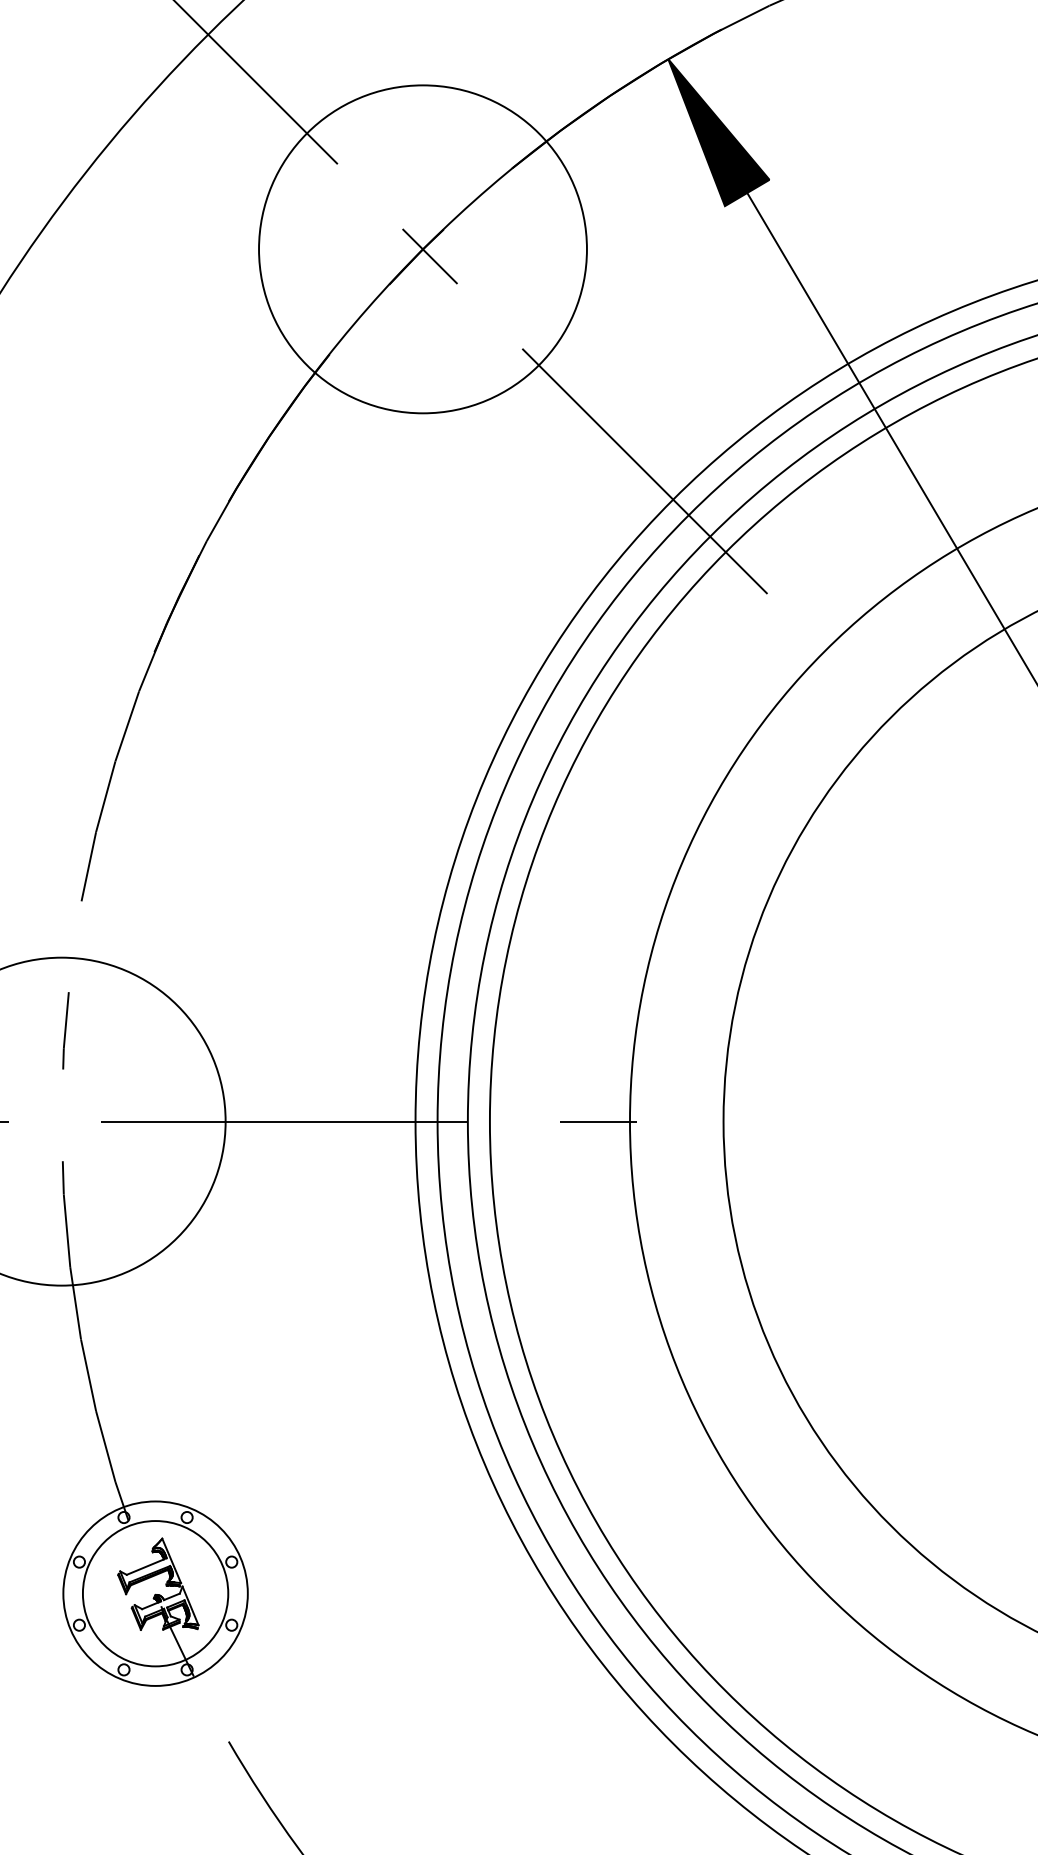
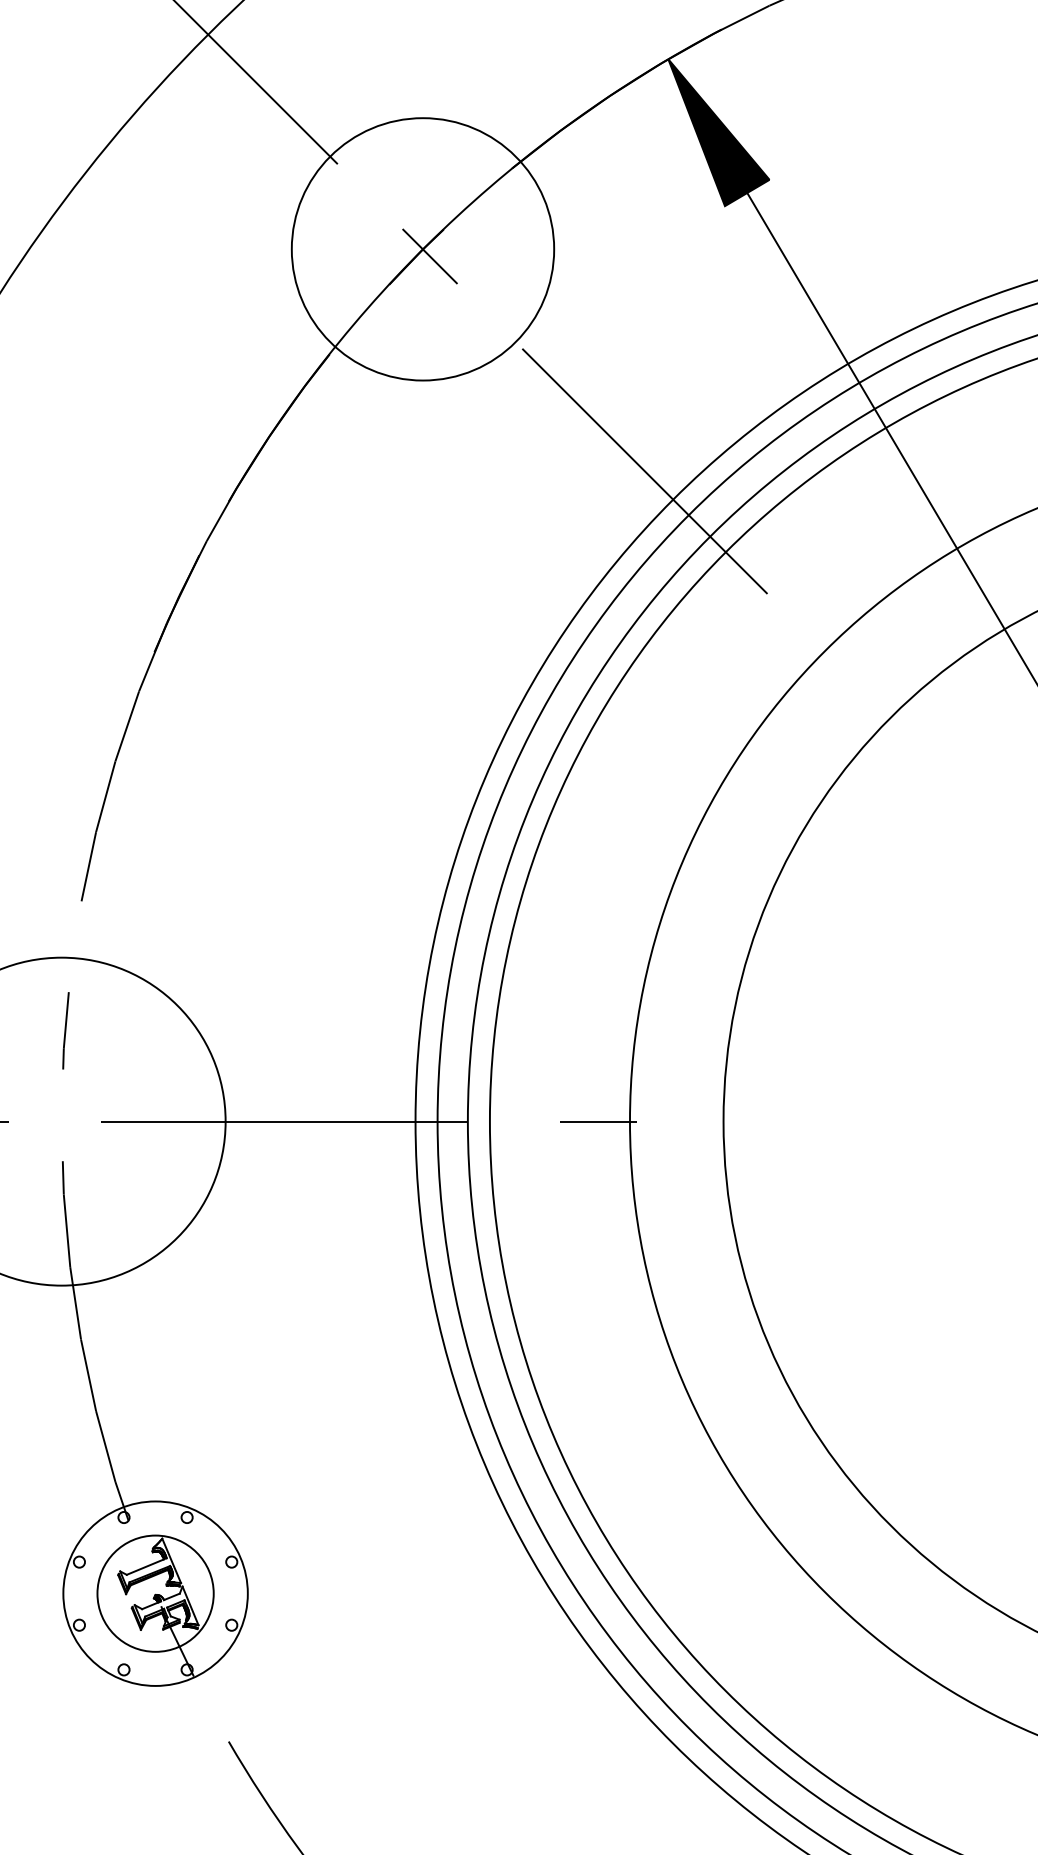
circle diameter: 328 px -> 262 px (422, 249)
circle diameter: 145 px -> 116 px (155, 1593)
